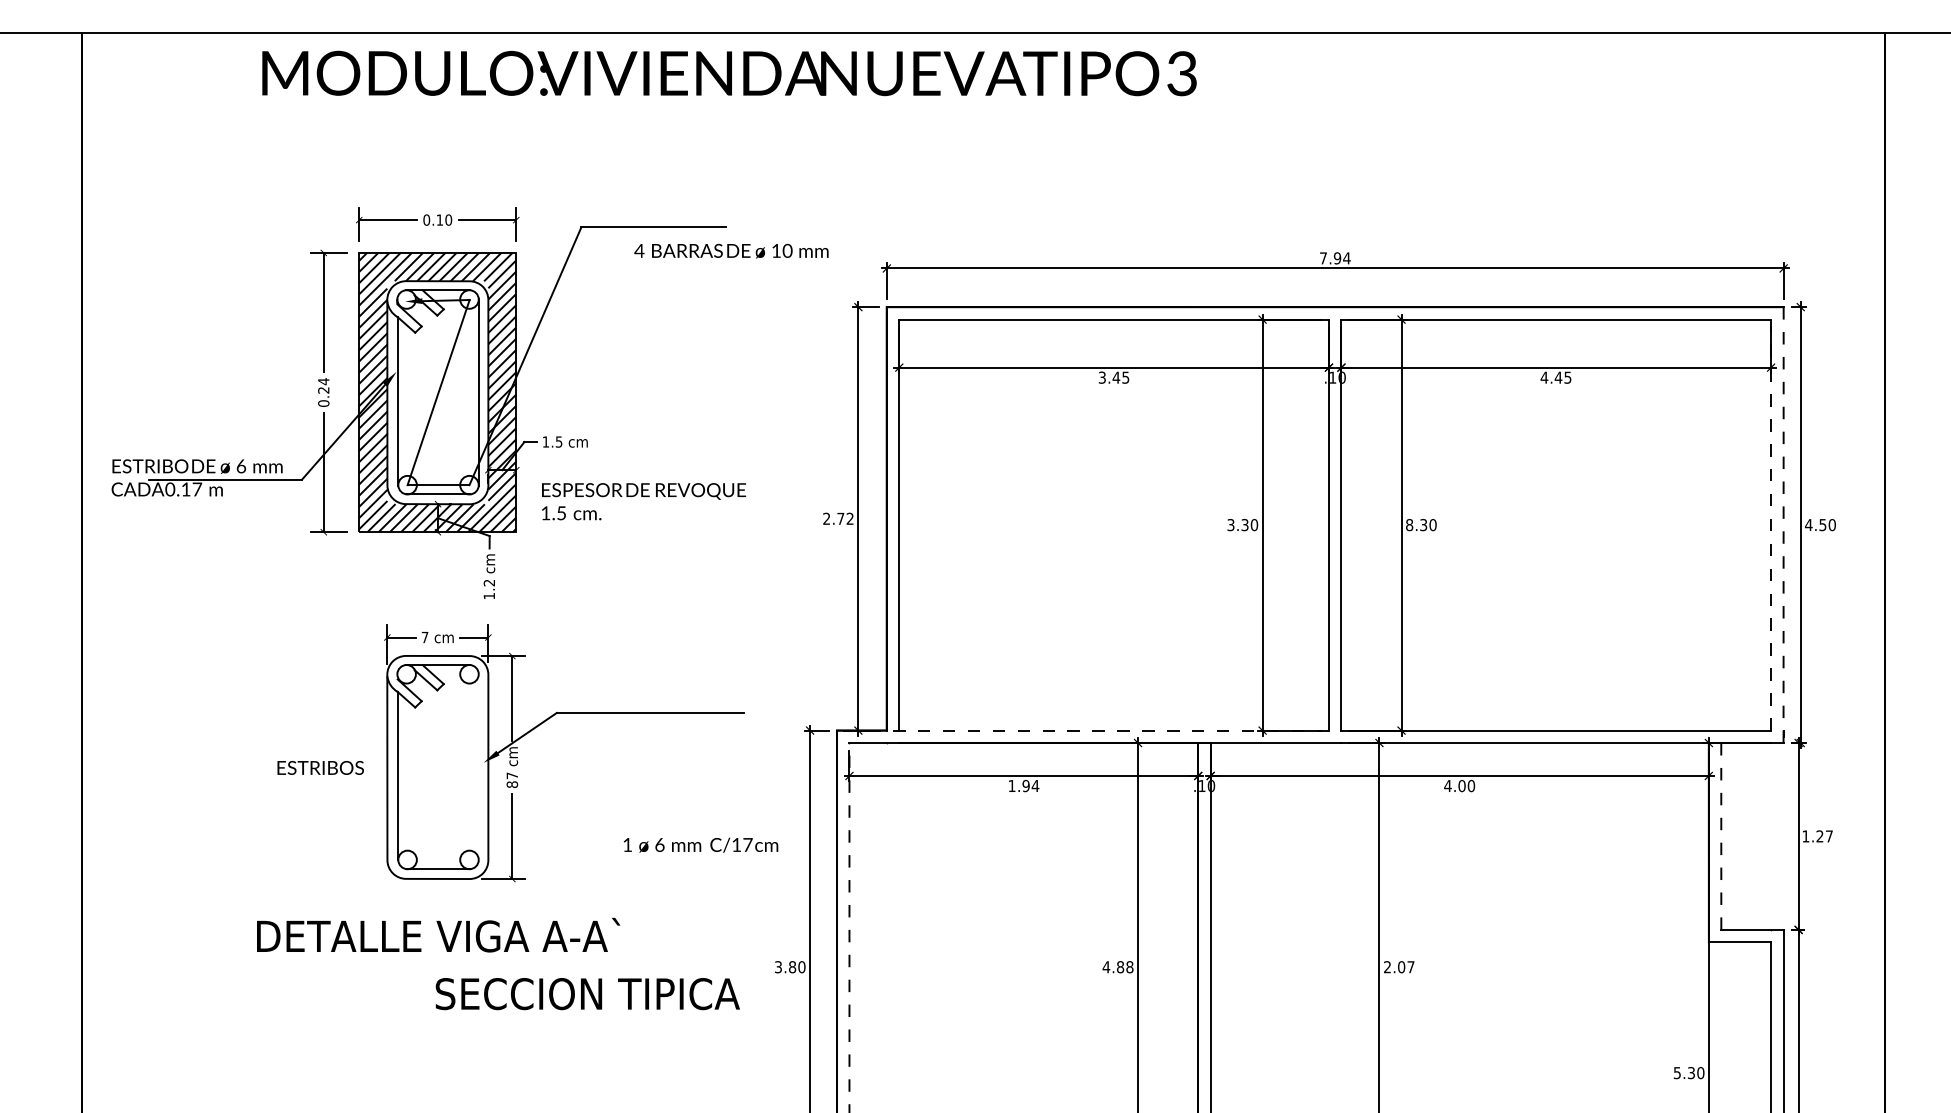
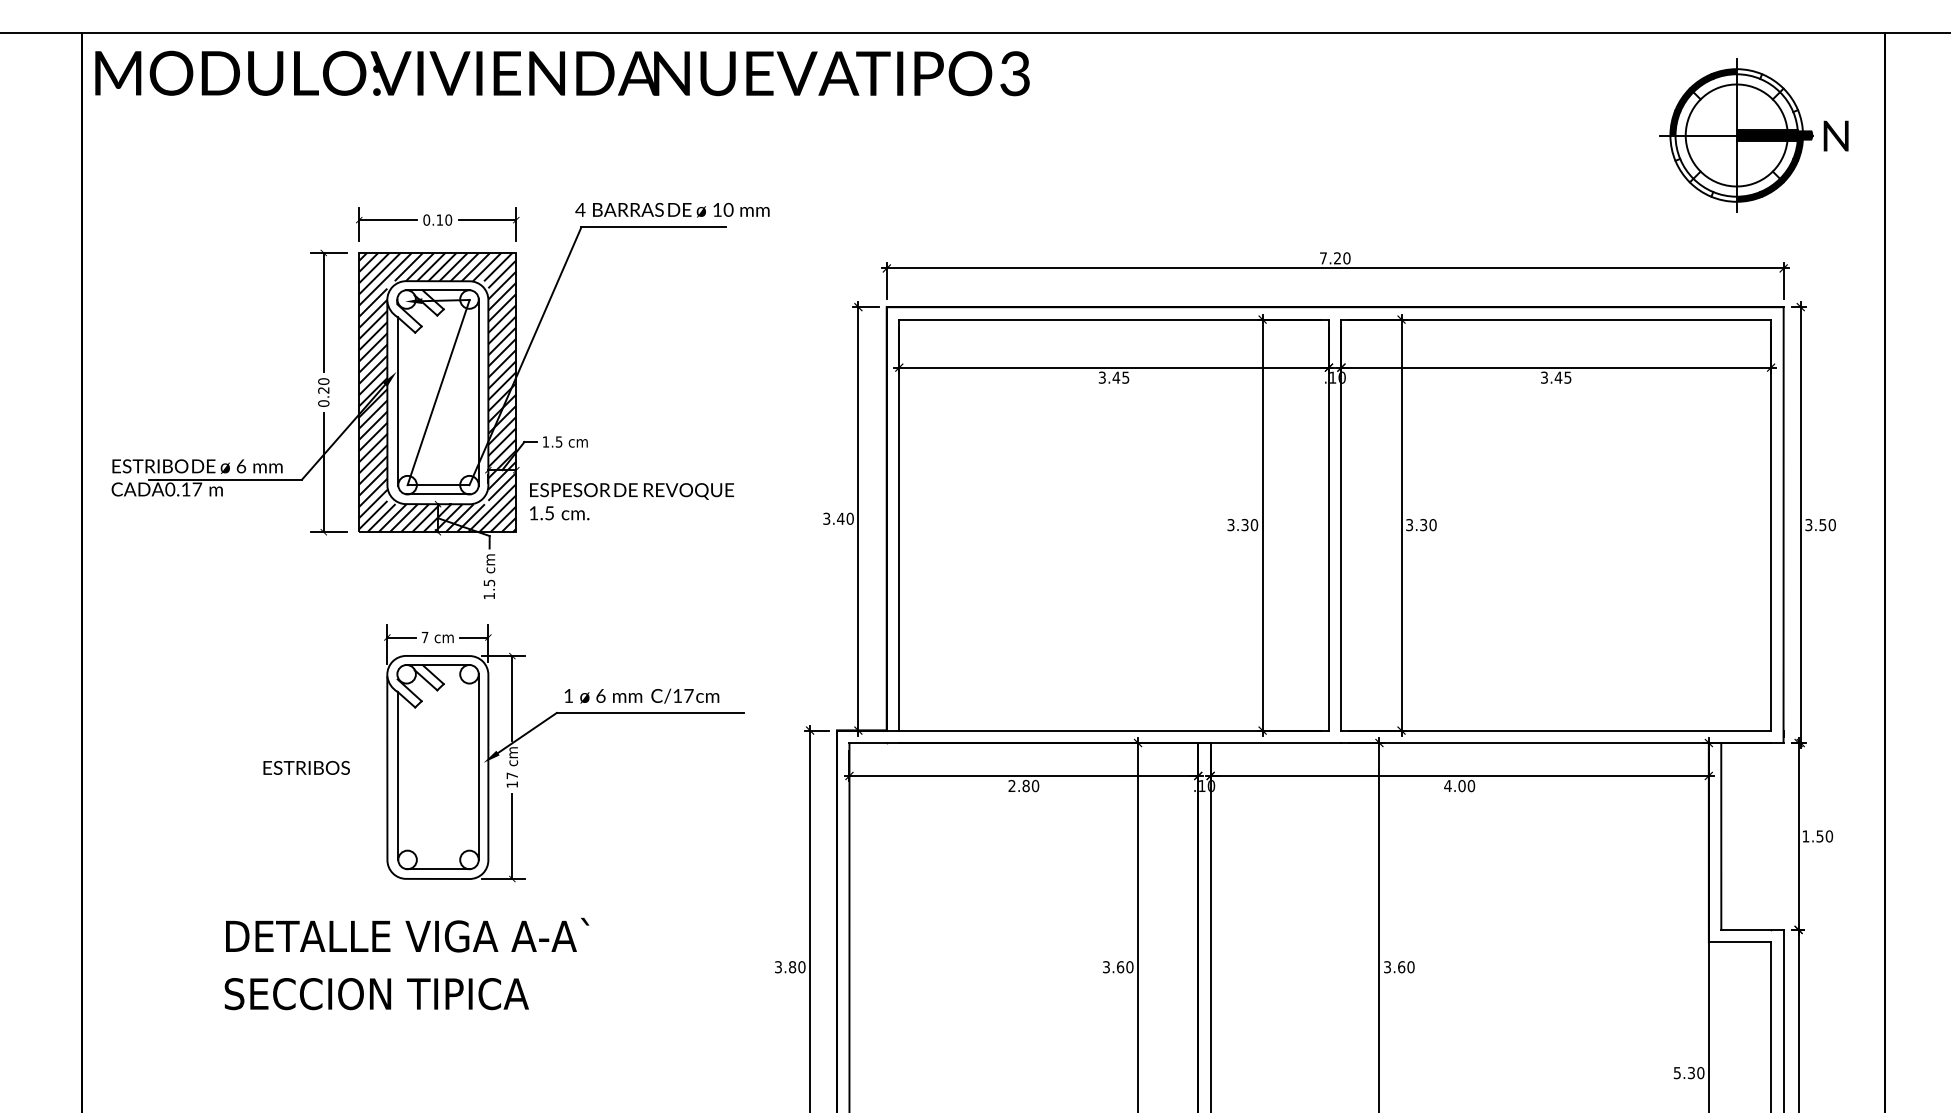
text position: (729, 73) -> (562, 73) (562, 73)
part: none -> present (1753, 135)
text position: (731, 250) -> (672, 209) (672, 209)
text: 7.94 -> 7.20 (1341, 258)
text: 4.45 -> 3.45 (1544, 377)
text: 0.24 -> 0.20 (323, 381)
text position: (643, 501) -> (631, 501) (631, 501)
text: 2.72 -> 3.40 (838, 518)
line: dashed -> solid (1771, 524)
text: 4.50 -> 3.50 (1808, 524)
text: 8.30 -> 3.30 (1409, 525)
line: dashed -> solid (1783, 525)
text: 1.2 -> 1.5 (489, 582)
line: dashed -> solid (1082, 730)
line: none -> present (479, 766)
text position: (320, 767) -> (306, 767) (306, 767)
text: 87 -> 17 (512, 784)
text: 1.94 -> 2.80 (1023, 785)
line: dashed -> solid (1721, 836)
text: 1.27 -> 1.50 (1824, 836)
text position: (700, 844) -> (641, 695) (641, 695)
line: dashed -> solid (849, 927)
text position: (438, 934) -> (407, 934) (407, 934)
text: 4.88 -> 3.60 (1117, 967)
text: 2.07 -> 3.60 (1399, 967)
text position: (587, 994) -> (376, 994) (376, 994)
